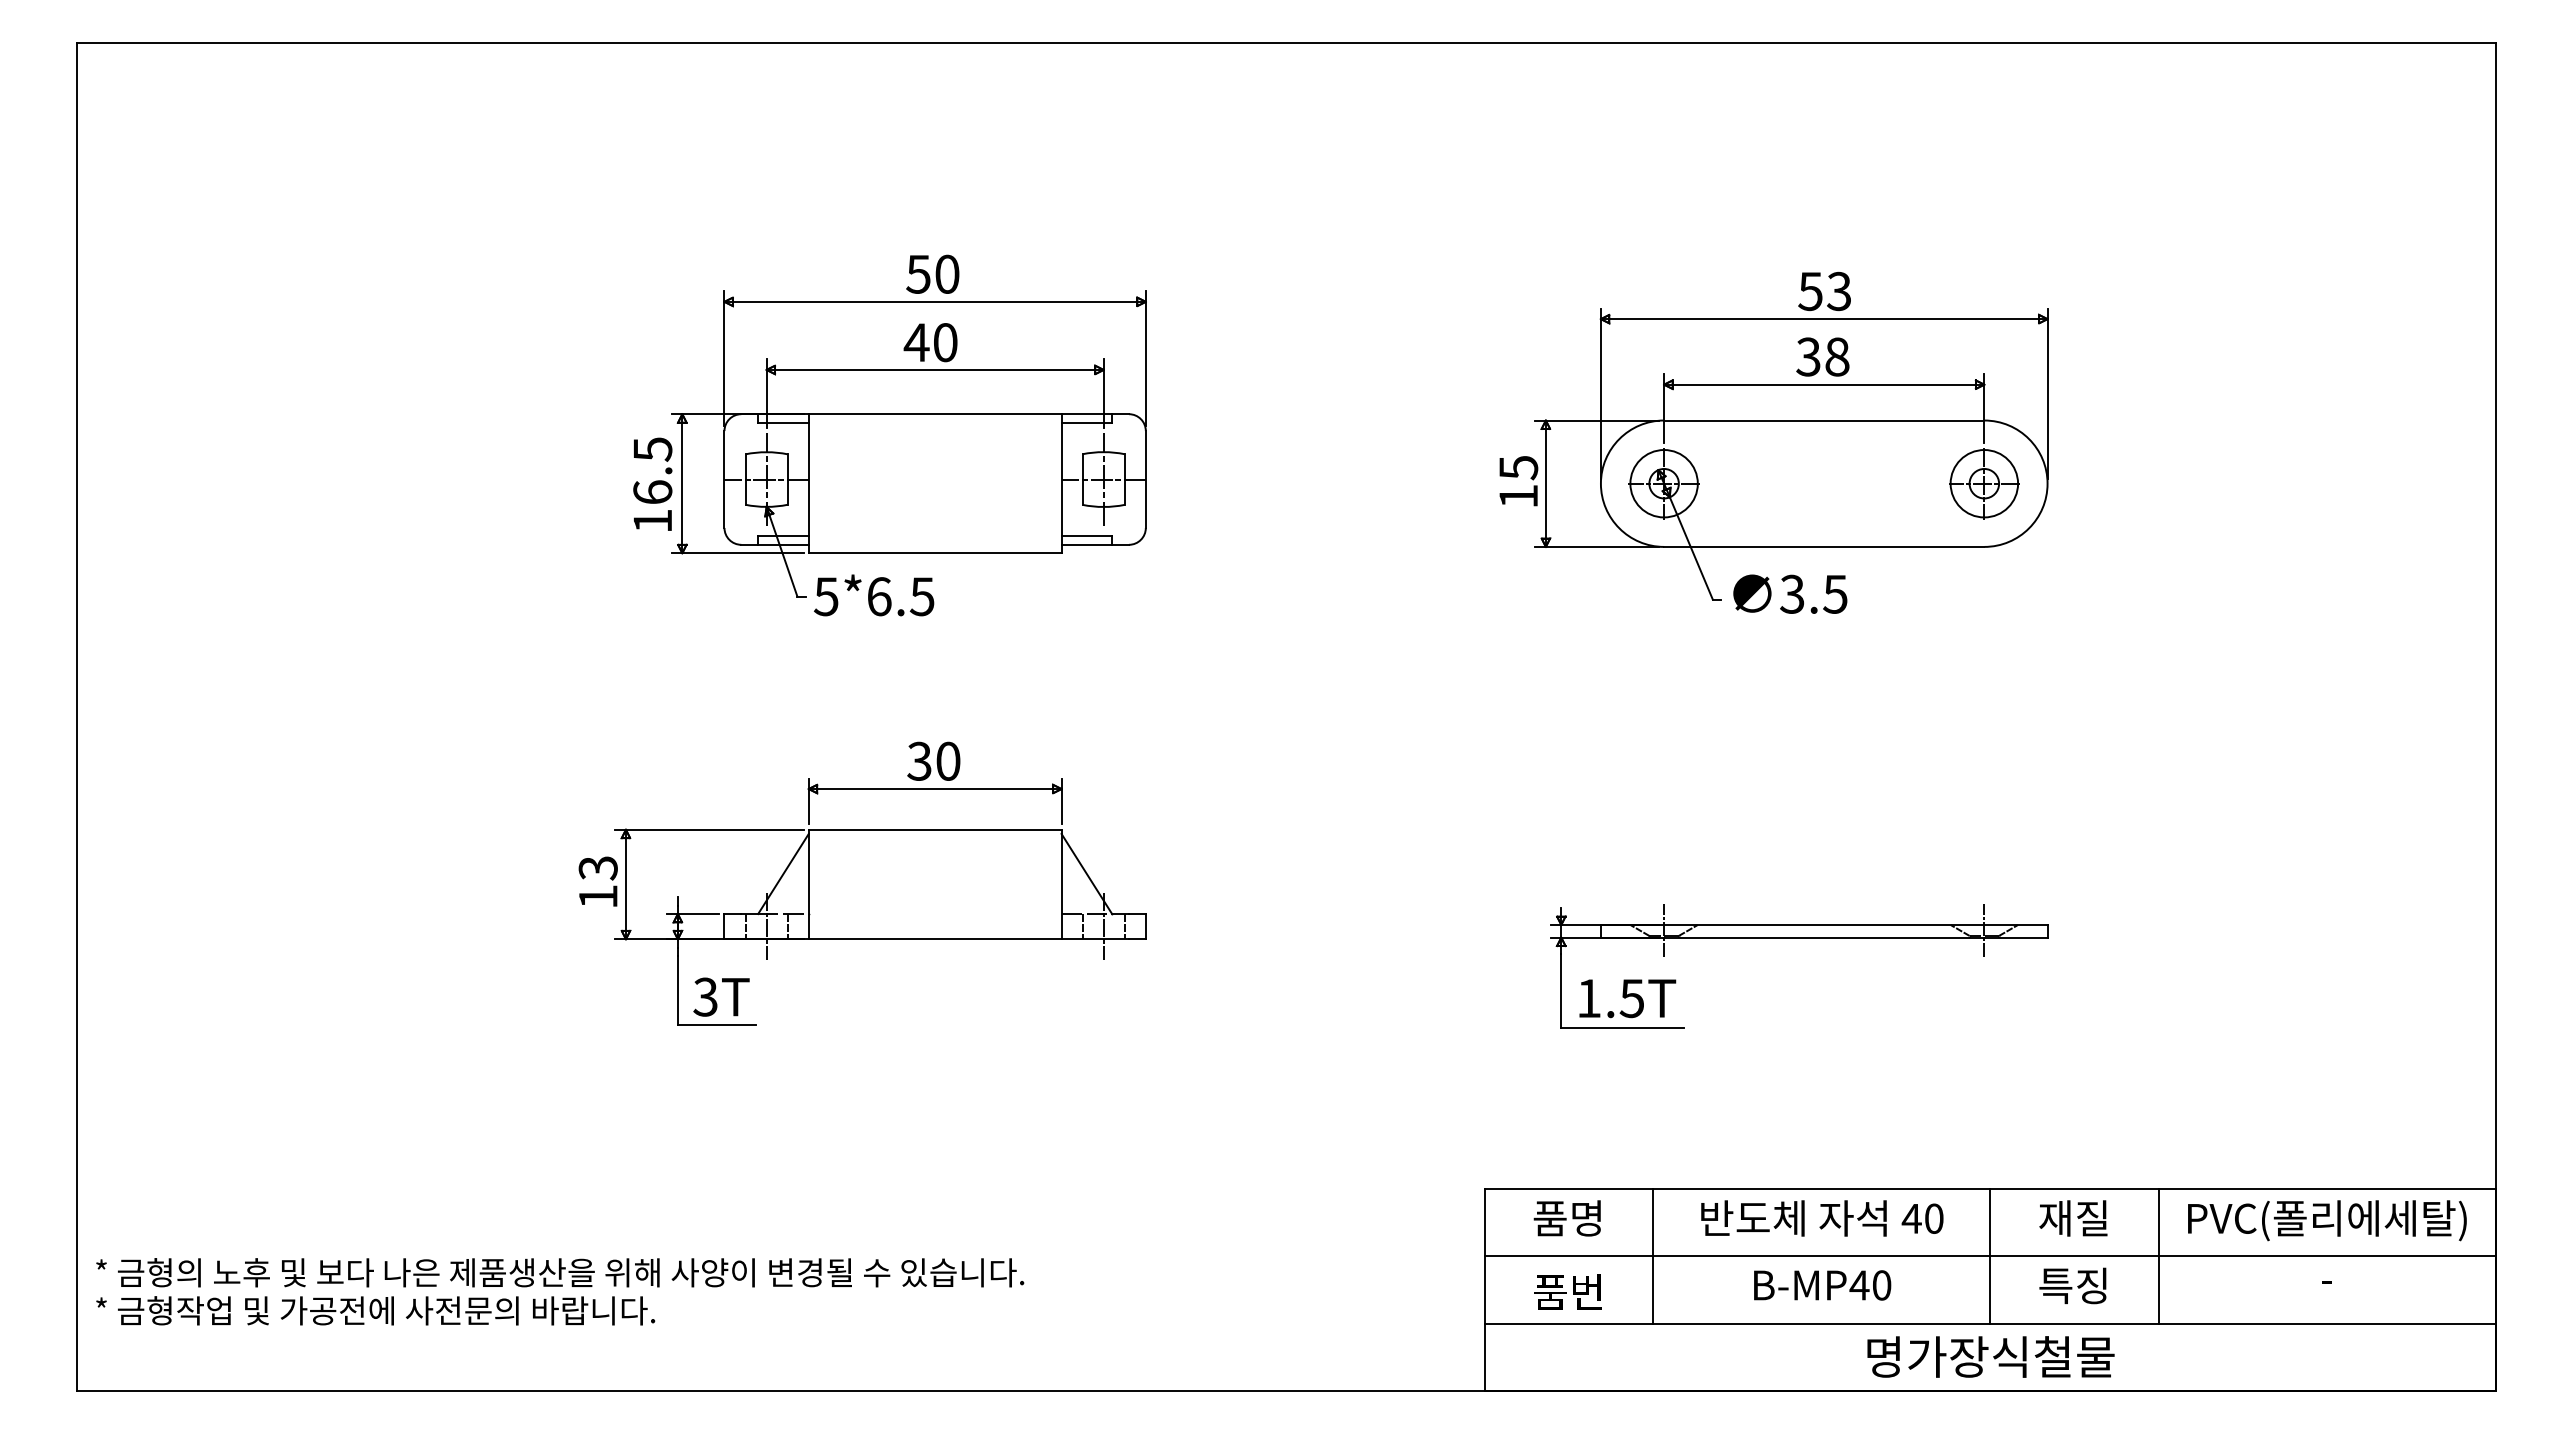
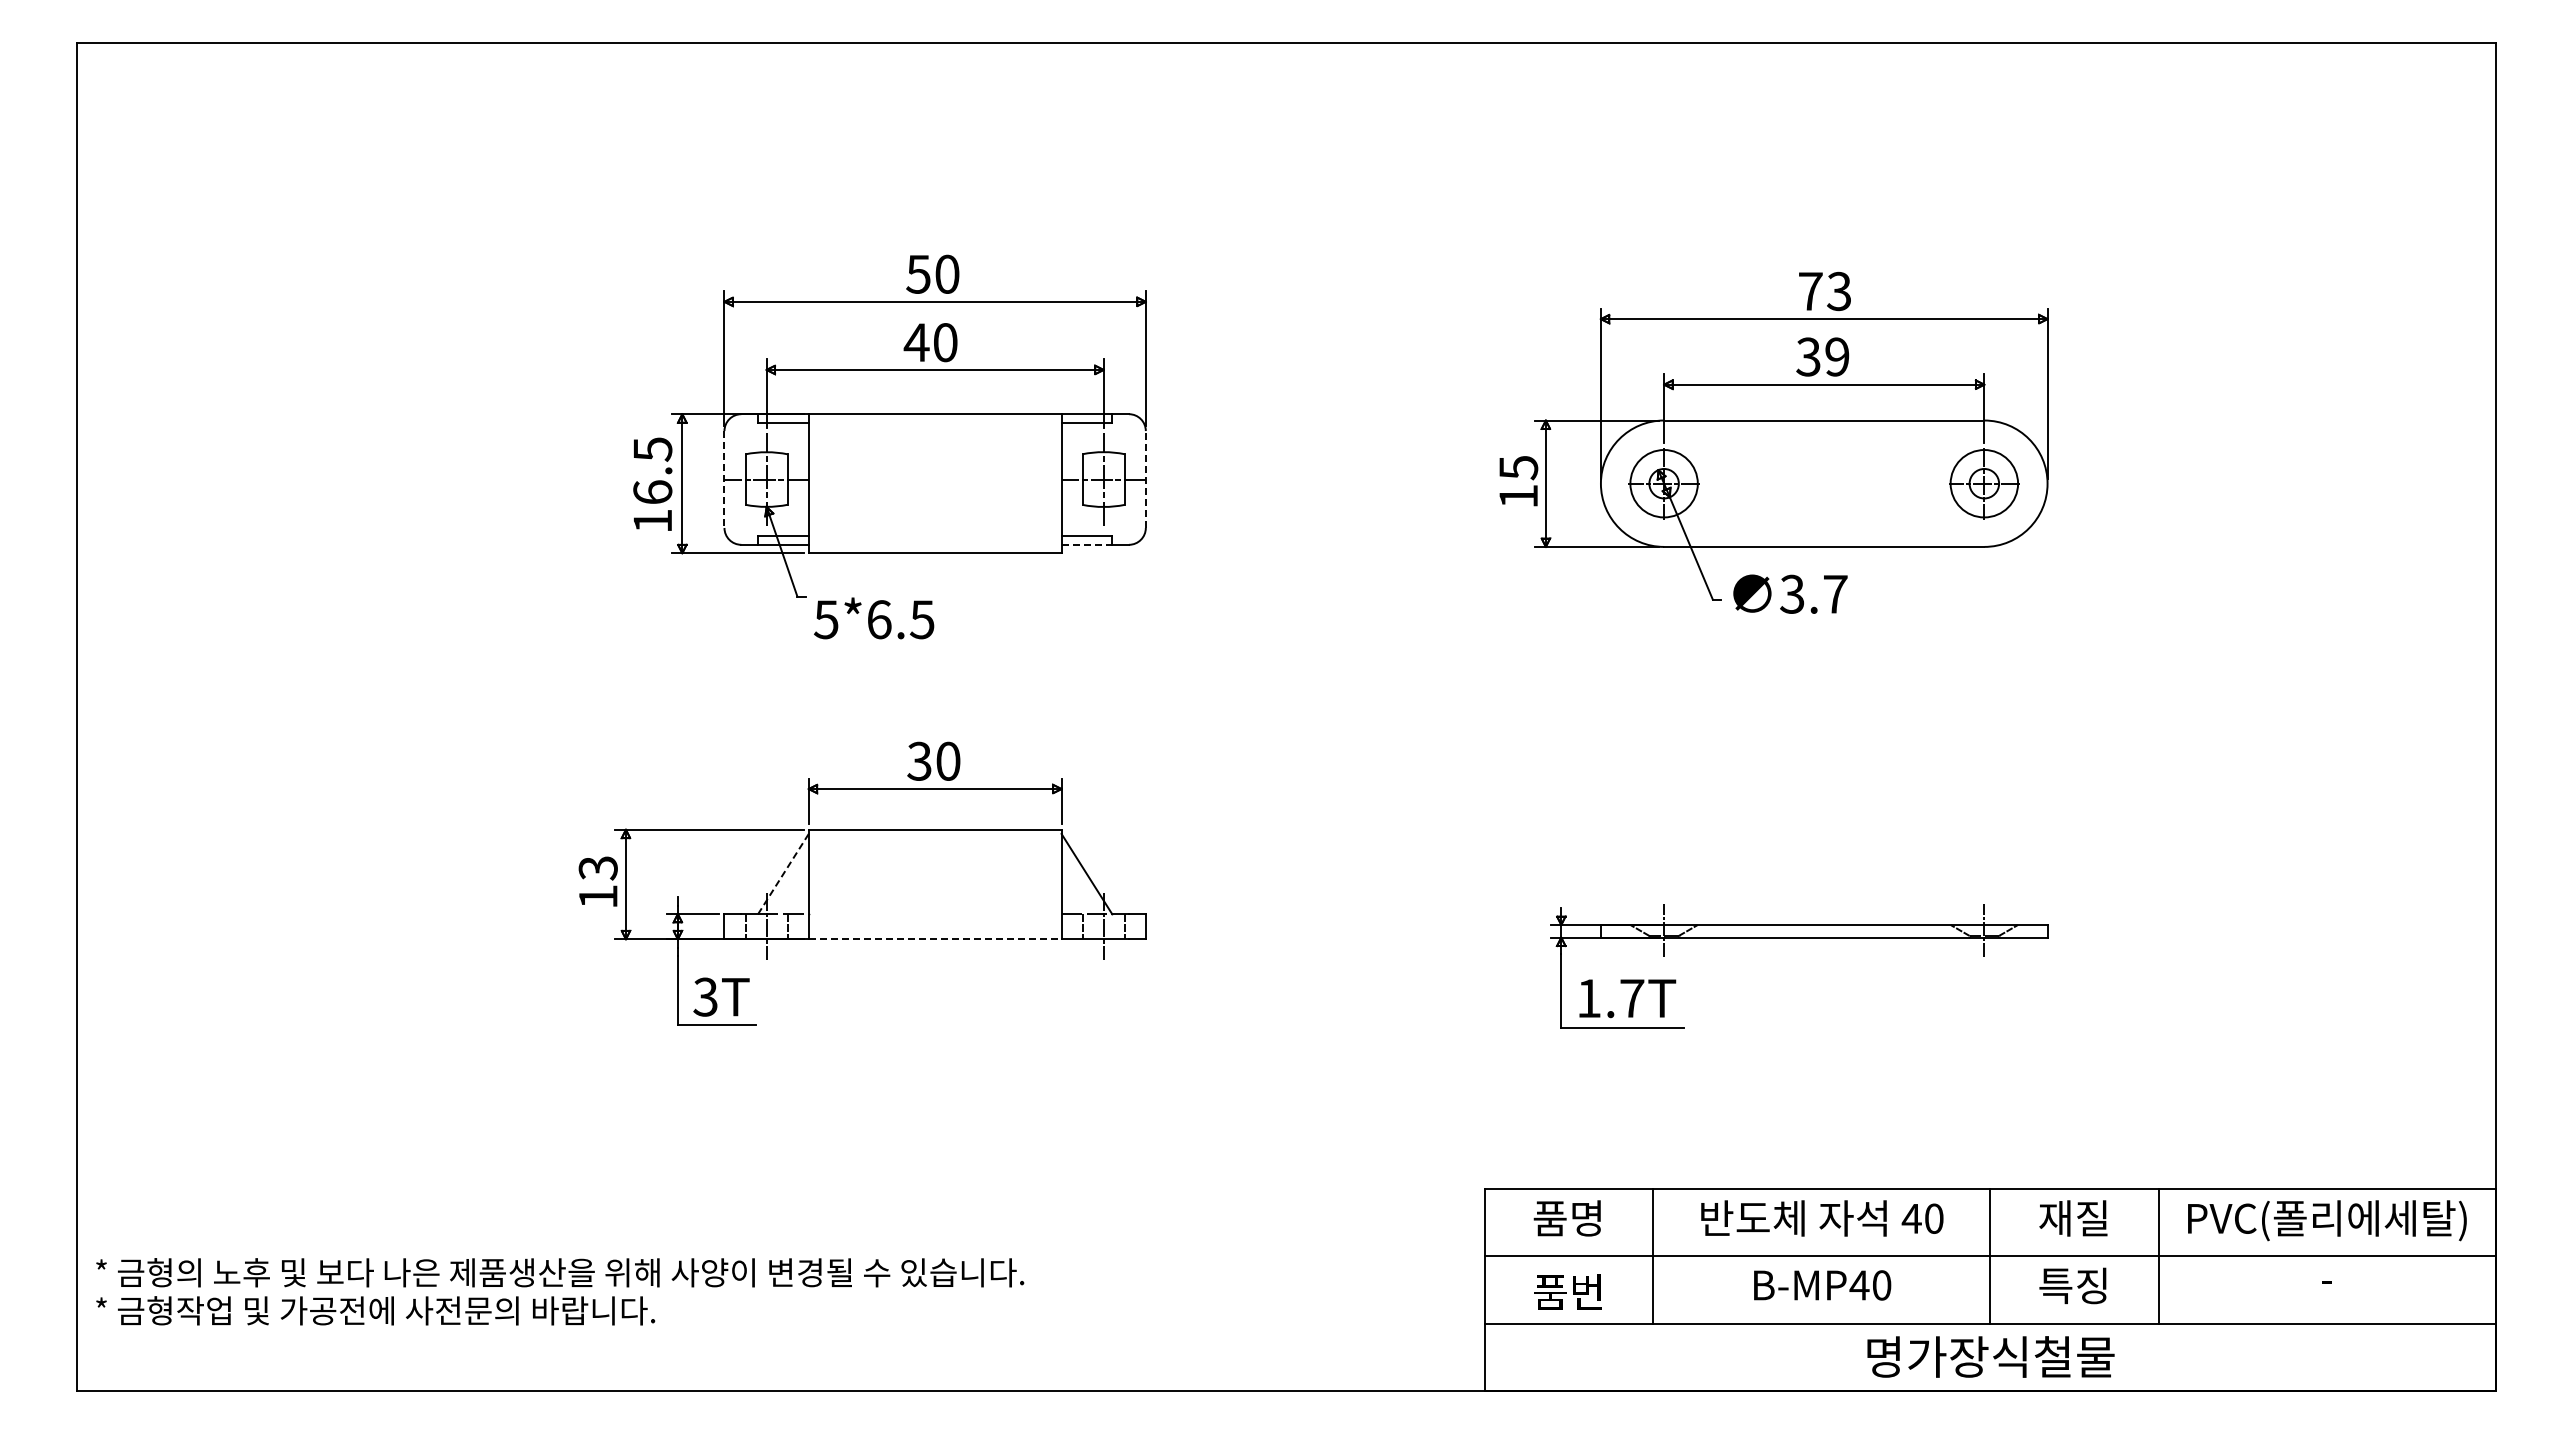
text: 53 -> 73 (1810, 291)
text: 38 -> 39 (1837, 356)
line: solid -> dashed (1145, 479)
line: solid -> dashed (724, 480)
line: solid -> dashed (1087, 544)
text: 3.5 -> 3.7 (1835, 594)
text position: (874, 595) -> (874, 618) (874, 618)
line: solid -> dashed (783, 874)
line: solid -> dashed (935, 939)
text: 1.5T -> 1.7T (1631, 998)
